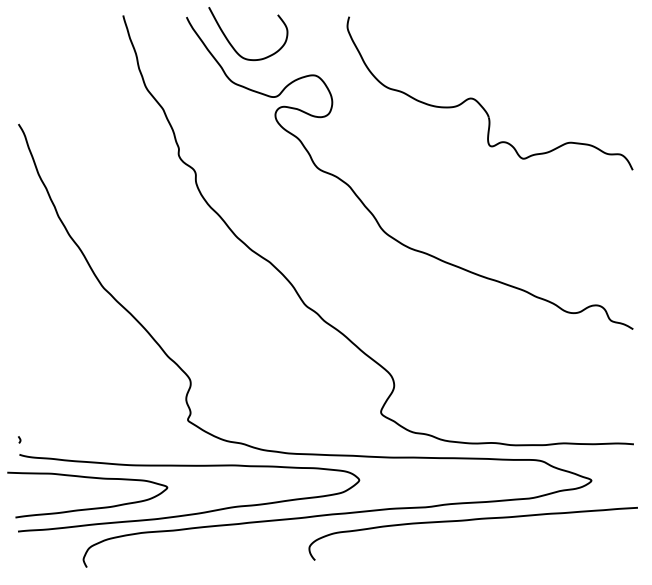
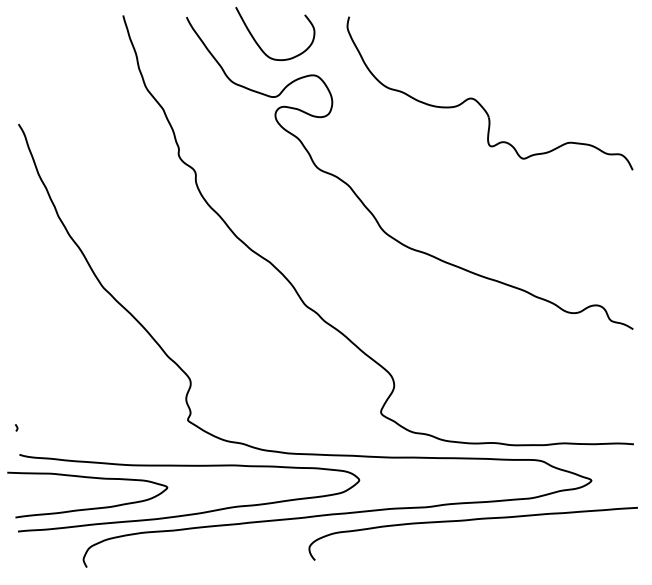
curve position: (233, 46) -> (260, 46) (260, 46)
curve position: (19, 439) -> (16, 427) (16, 427)
